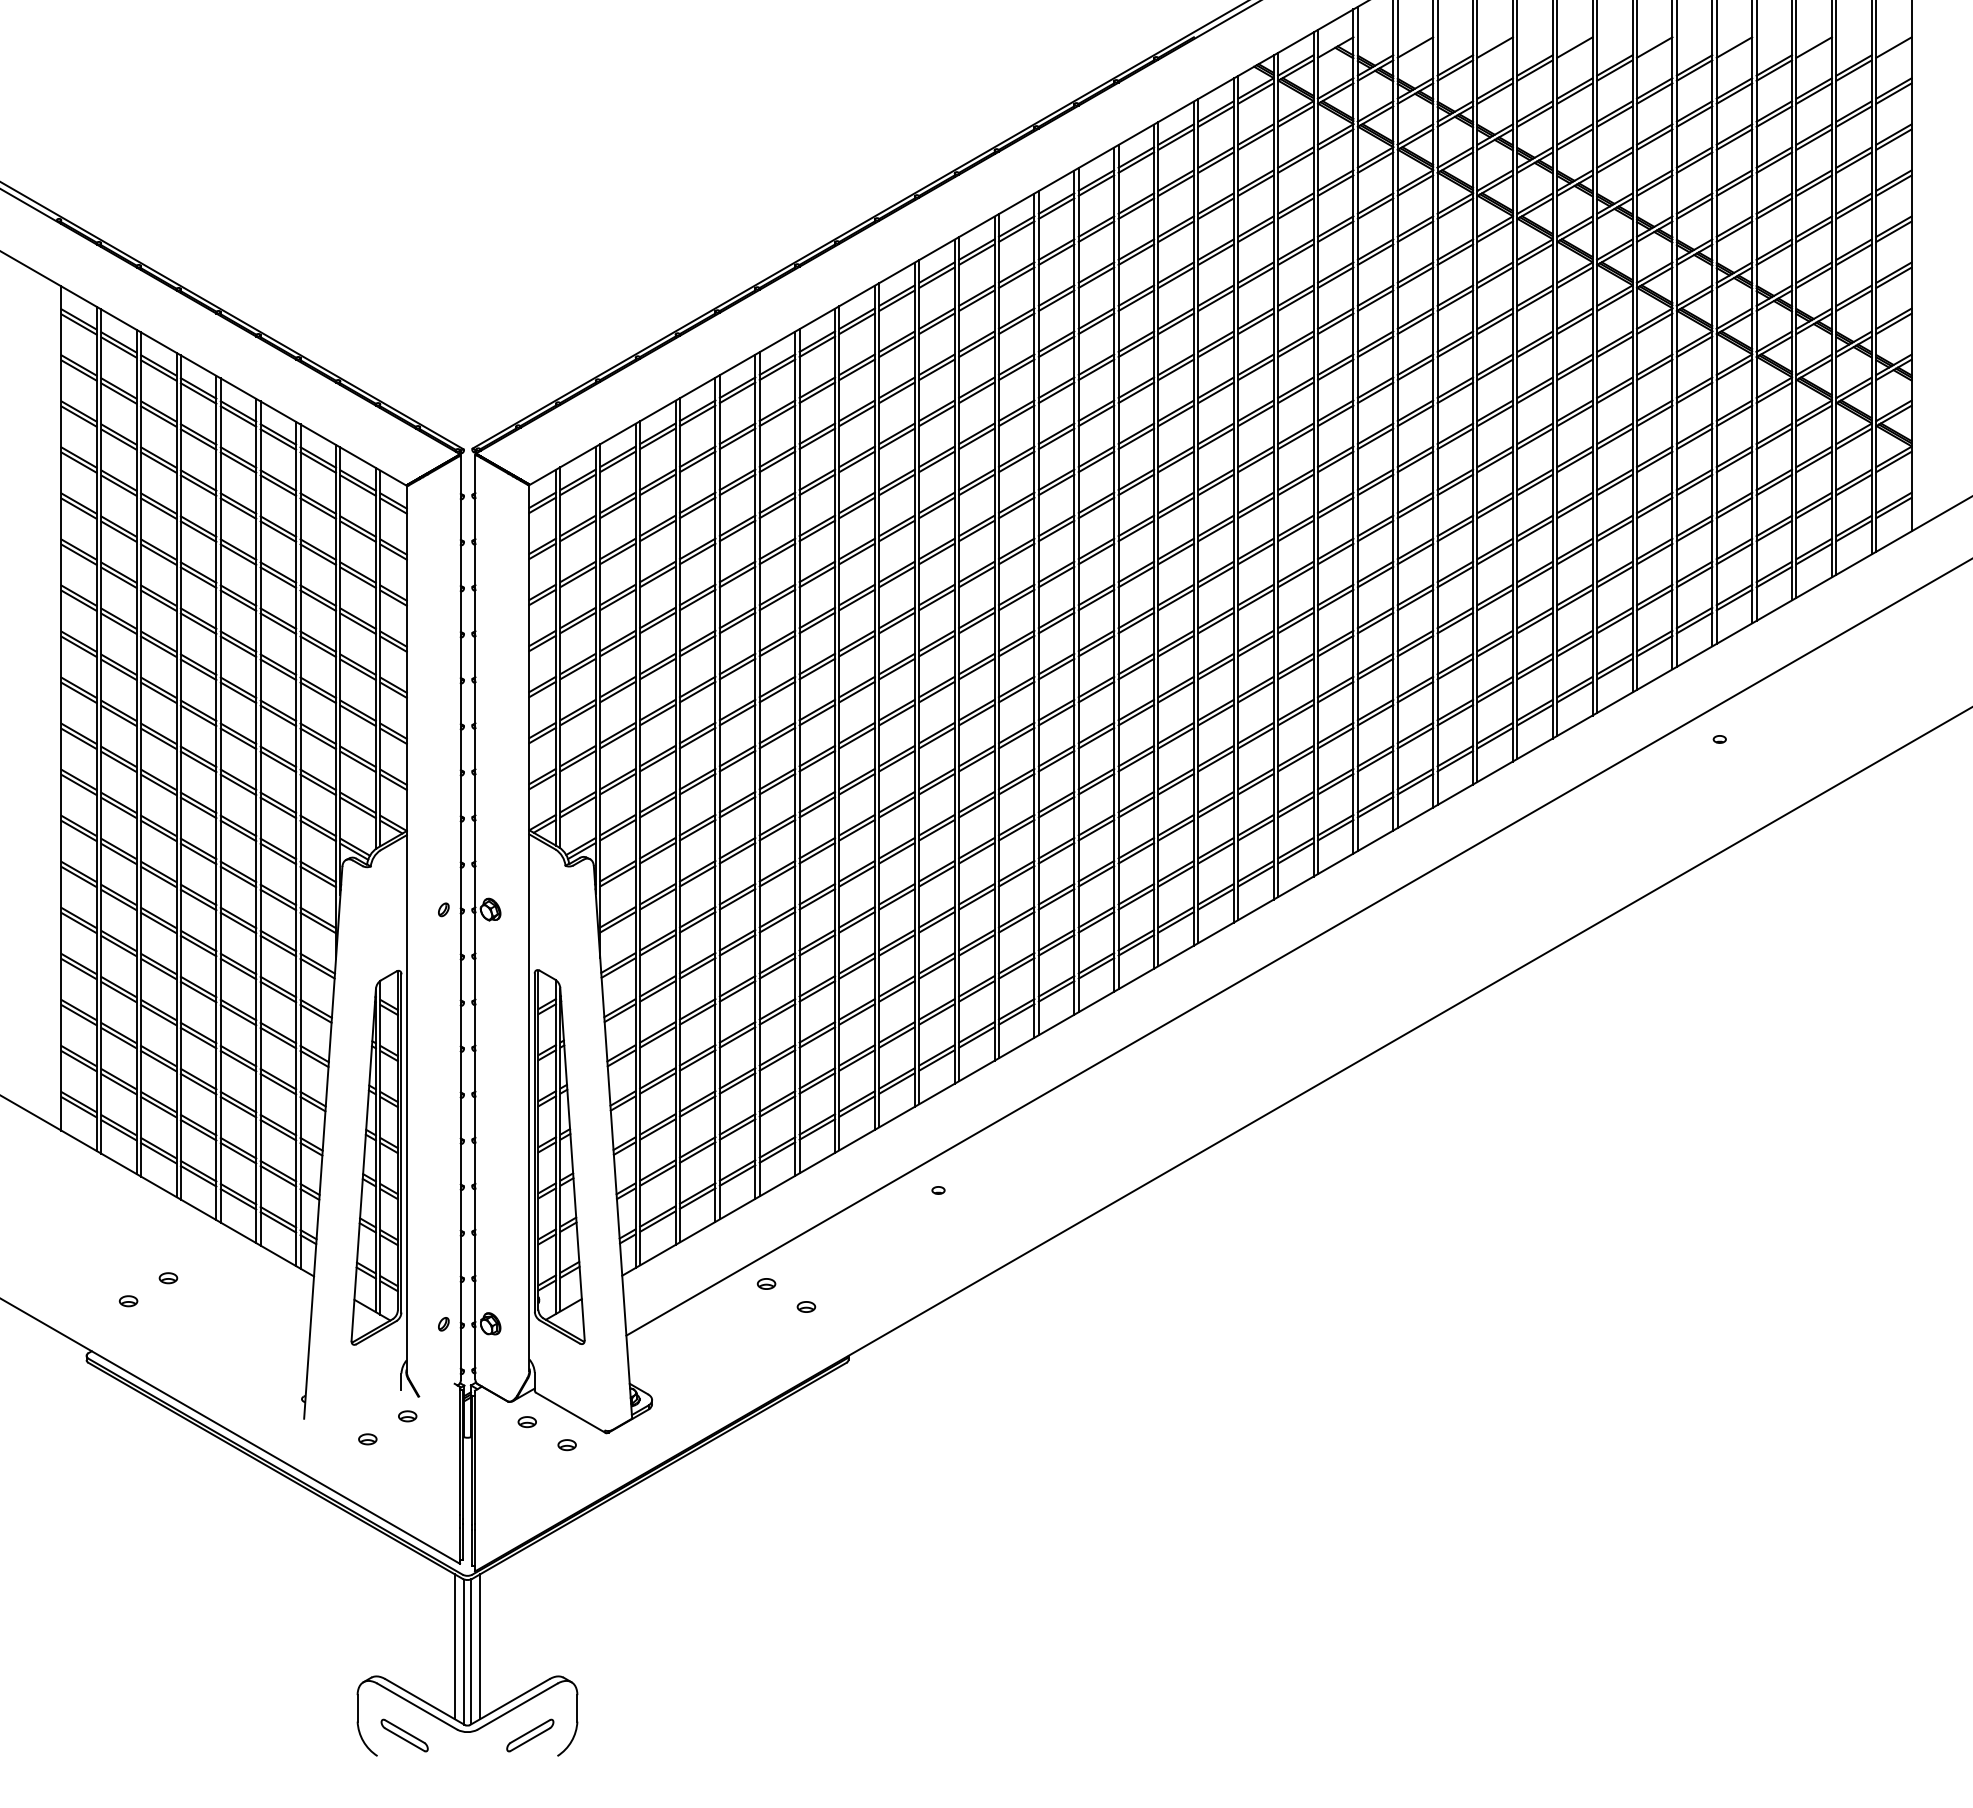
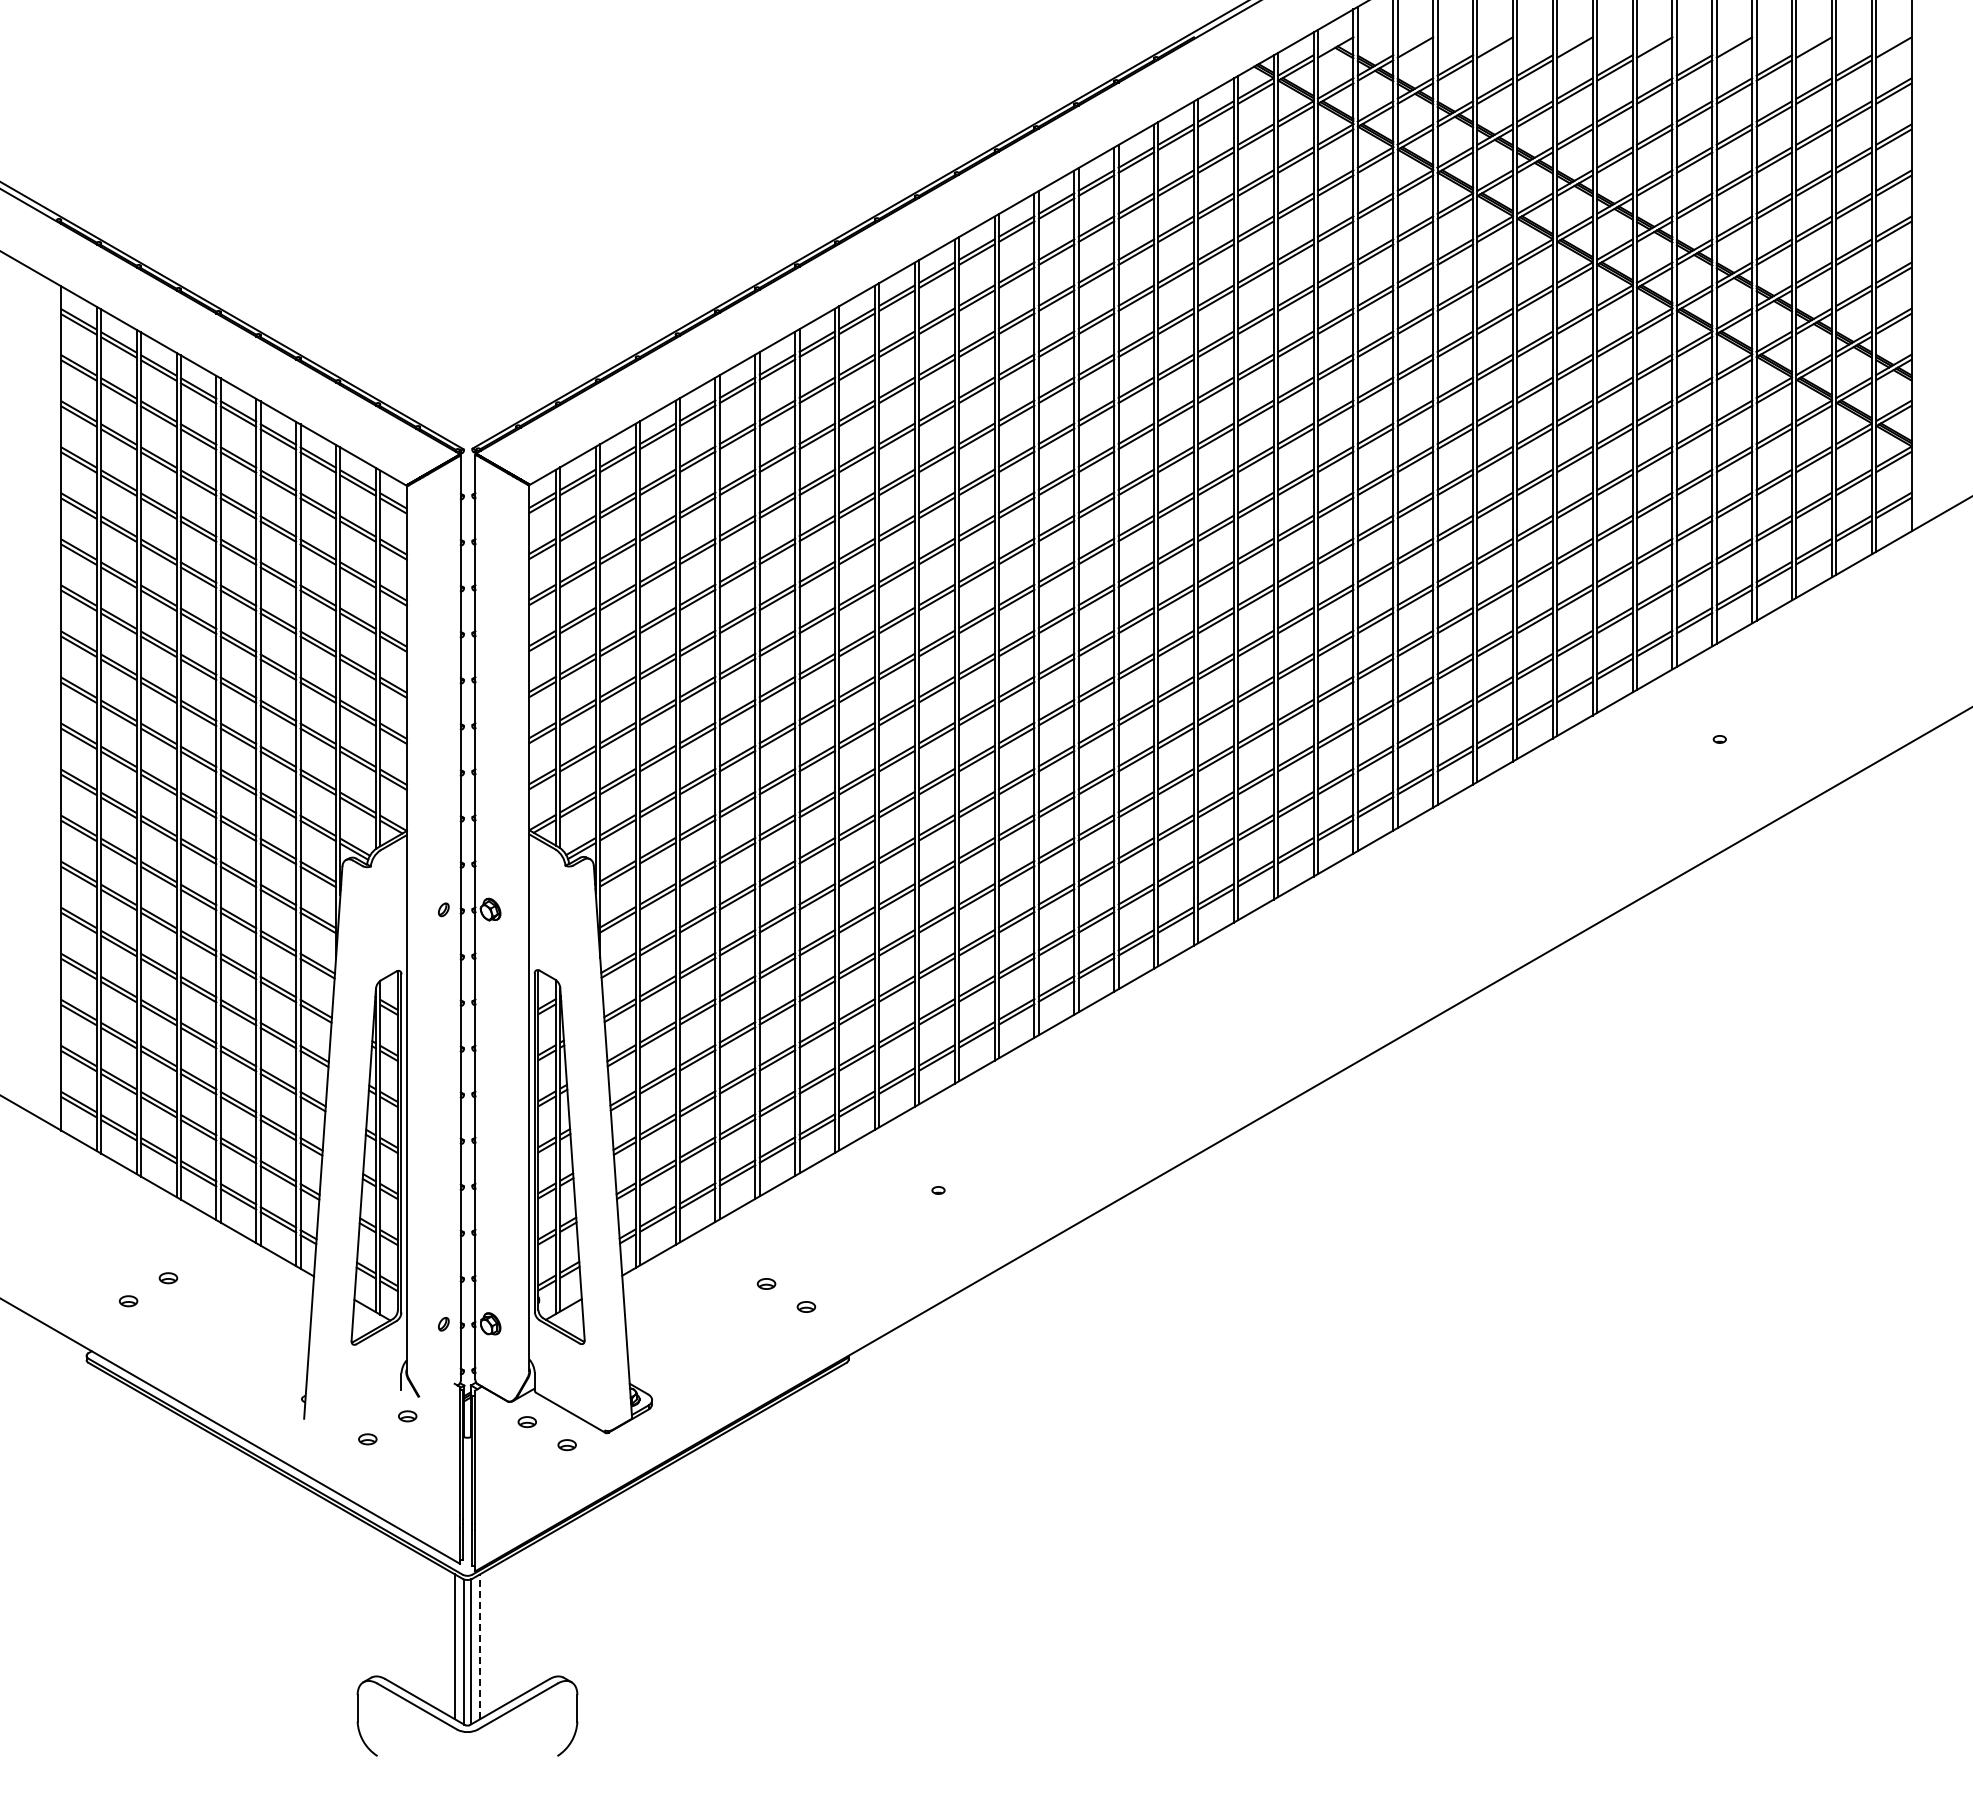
line: present -> none (1297, 947)
line: solid -> dashed (480, 1646)
part: present -> none (404, 1735)
part: present -> none (530, 1735)
